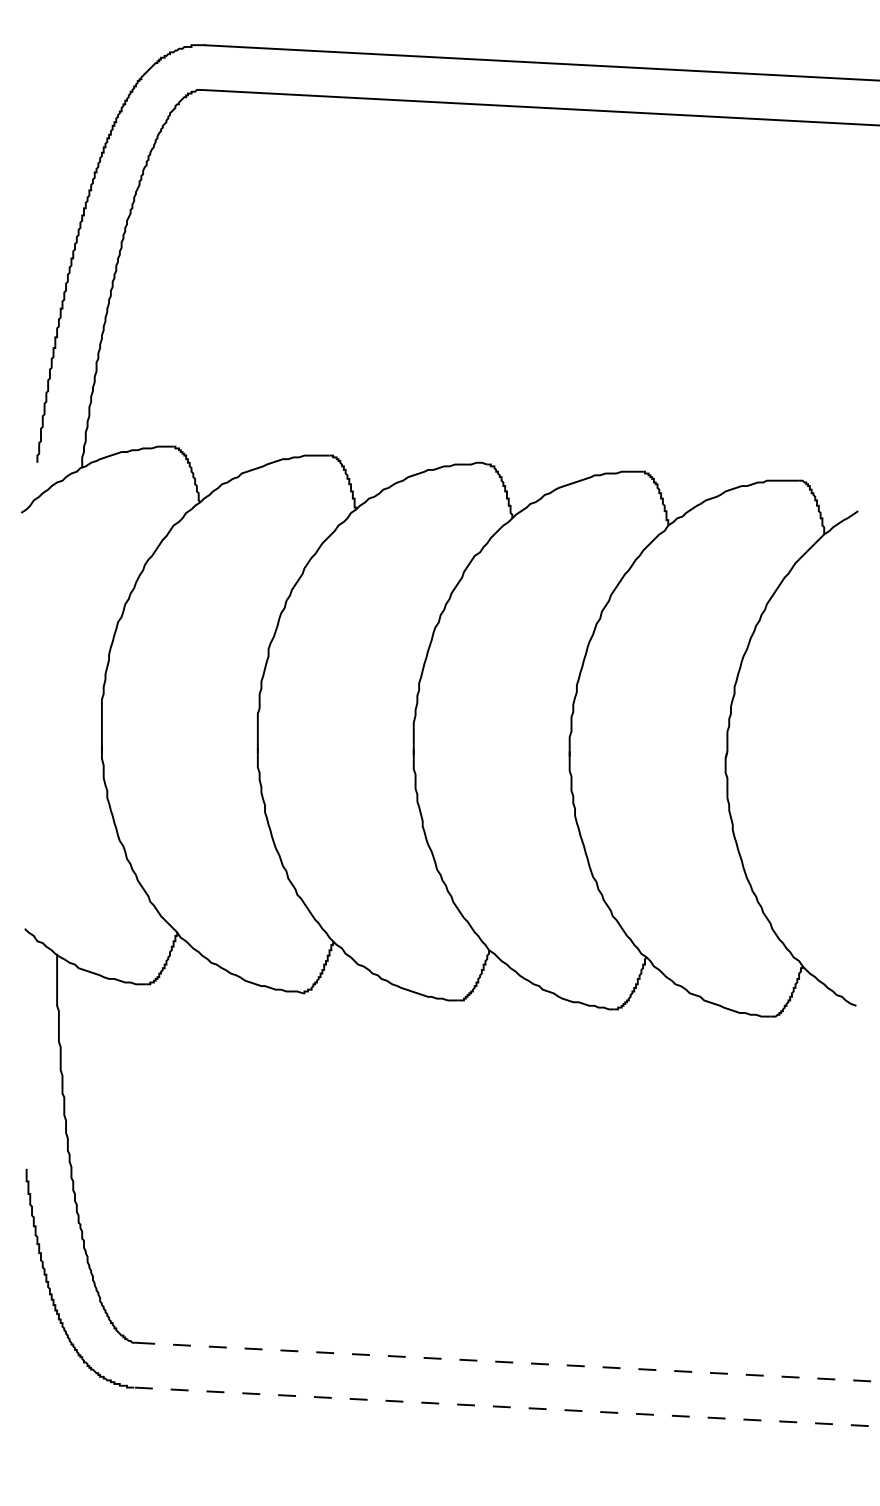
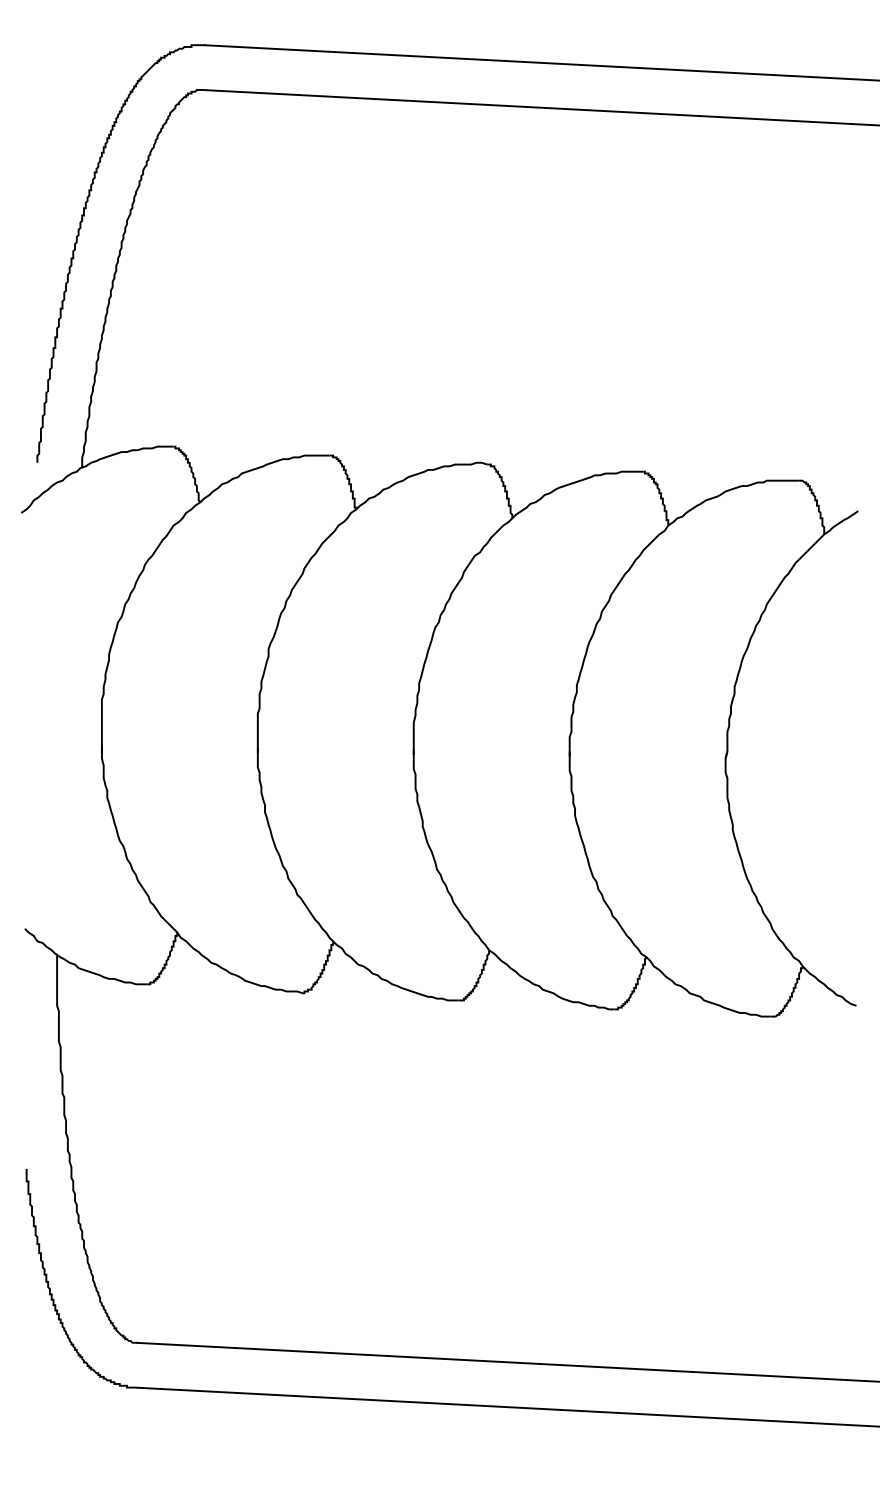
line: dashed -> solid (508, 1362)
line: dashed -> solid (507, 1407)
